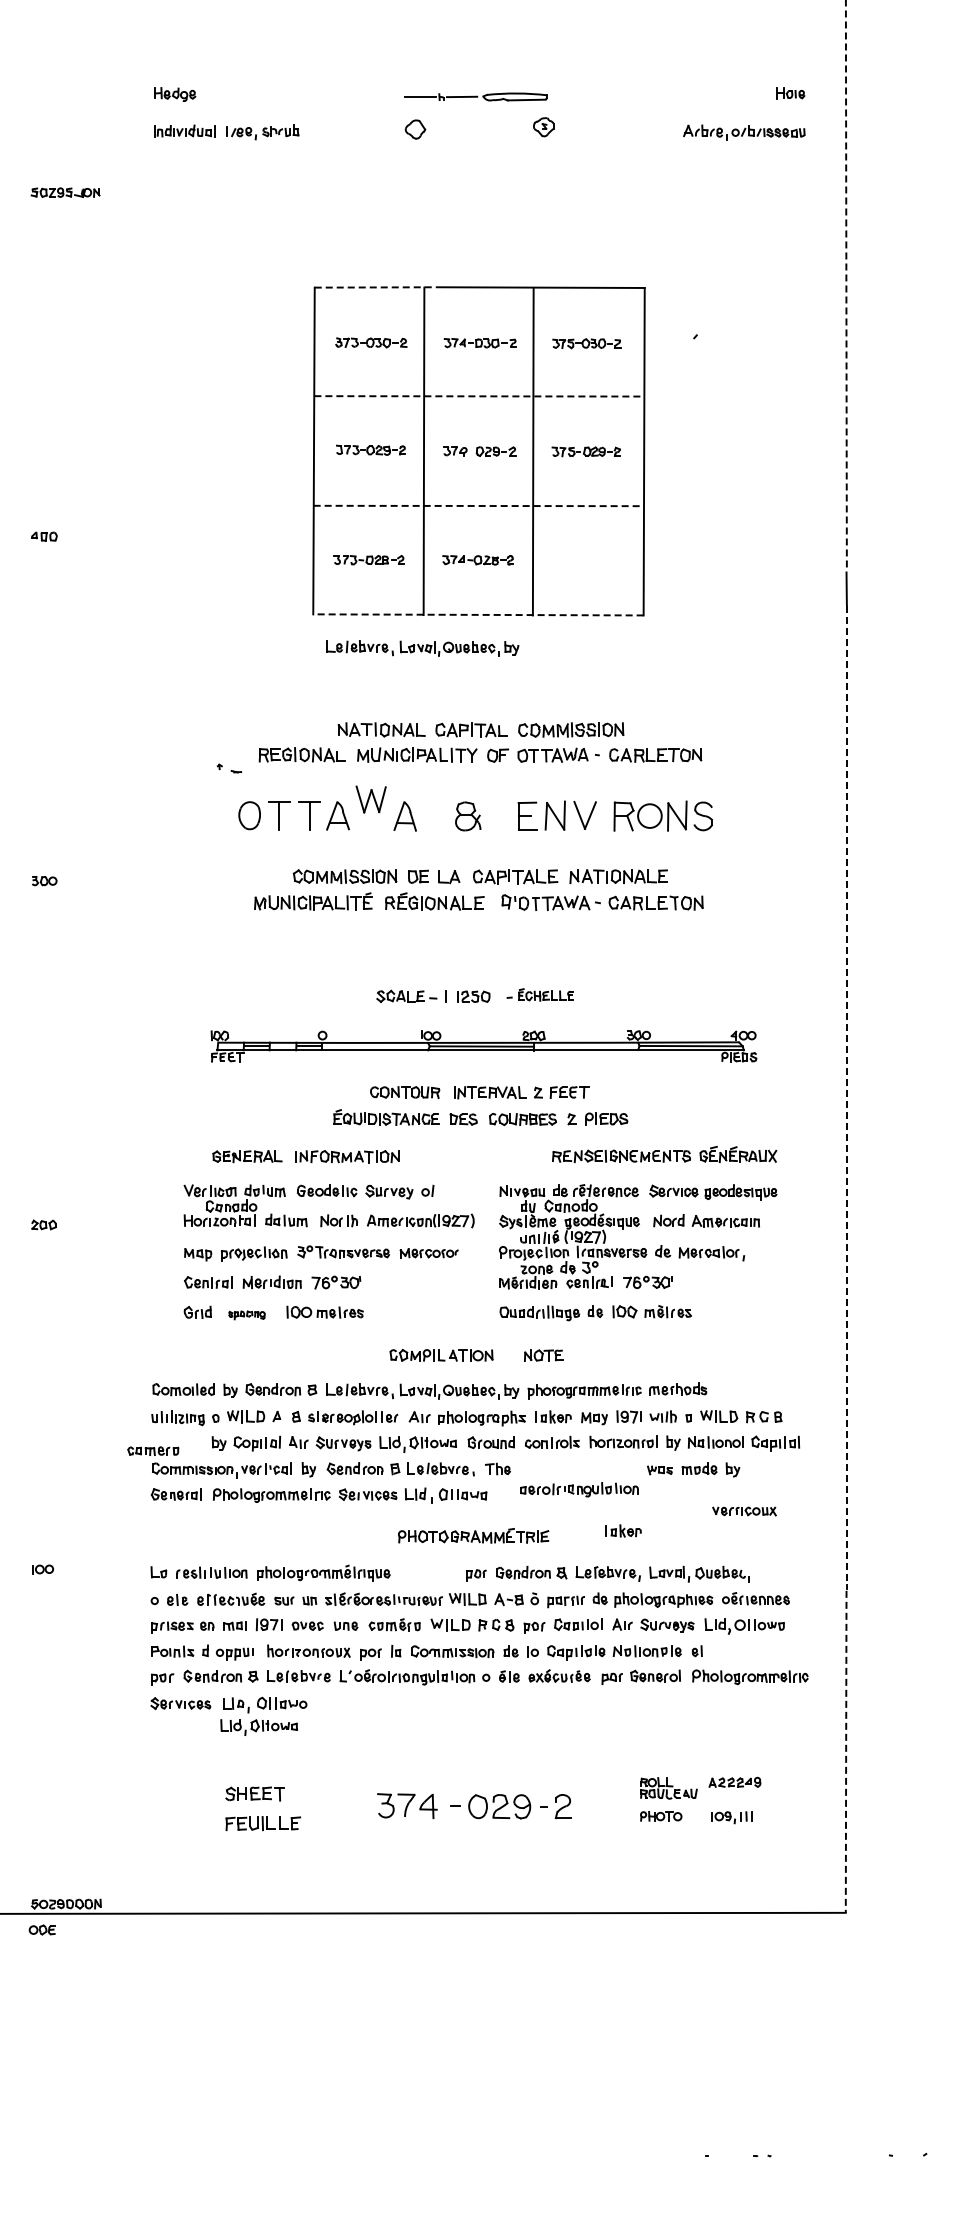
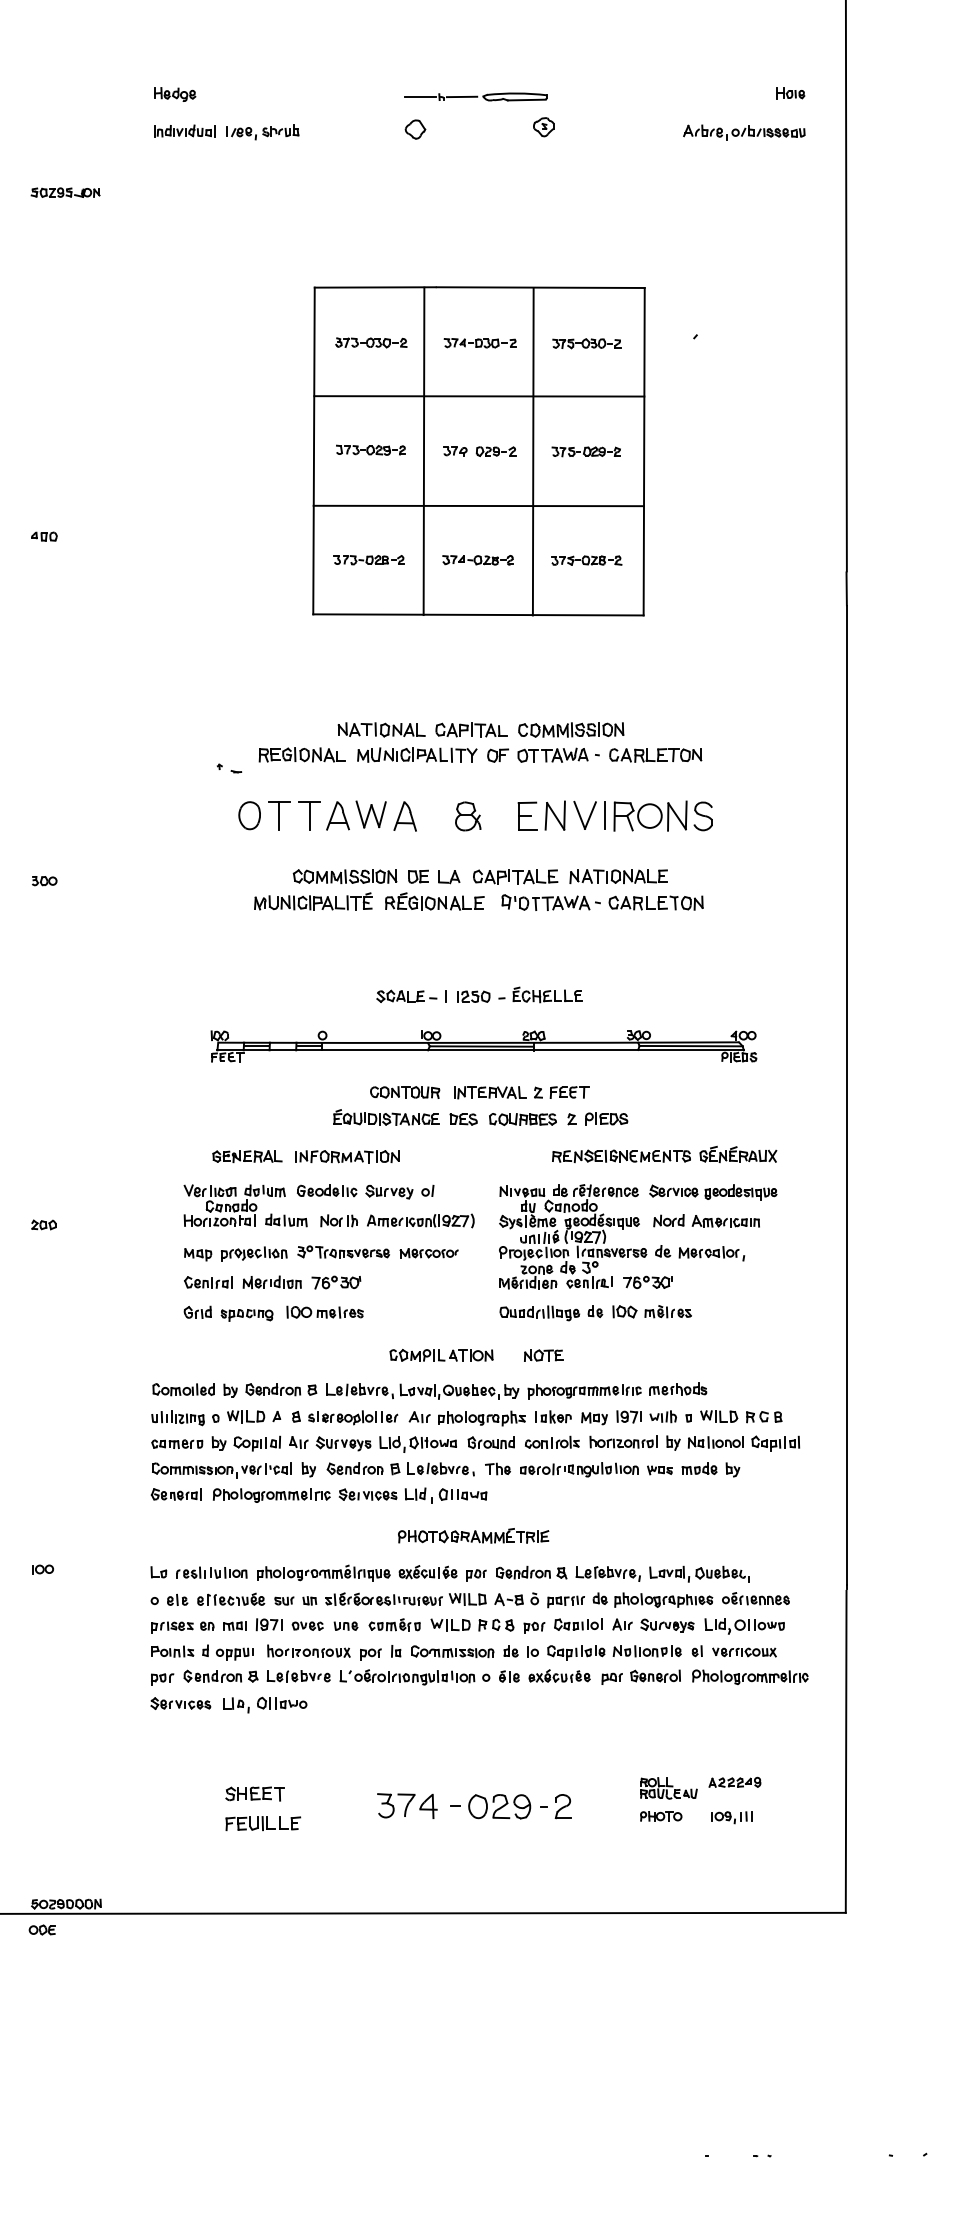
line: dashed -> solid (846, 286)
line: dashed -> solid (375, 287)
line: dashed -> solid (479, 396)
line: dashed -> solid (479, 506)
part: none -> present (586, 560)
line: dashed -> solid (477, 614)
part: present -> none (422, 648)
part position: (370, 799) -> (370, 814) (370, 814)
line: none -> present (605, 814)
part size: 68x14 px -> 85x18 px (540, 994)
line: dashed -> solid (846, 1096)
part size: 38x11 px -> 54x13 px (246, 1315)
part position: (153, 1450) -> (177, 1443) (177, 1443)
part position: (579, 1489) -> (579, 1469) (579, 1469)
part position: (744, 1511) -> (744, 1652) (744, 1652)
part: present -> none (623, 1530)
part: none -> present (427, 1572)
part: present -> none (258, 1727)
line: dashed -> solid (846, 1751)
